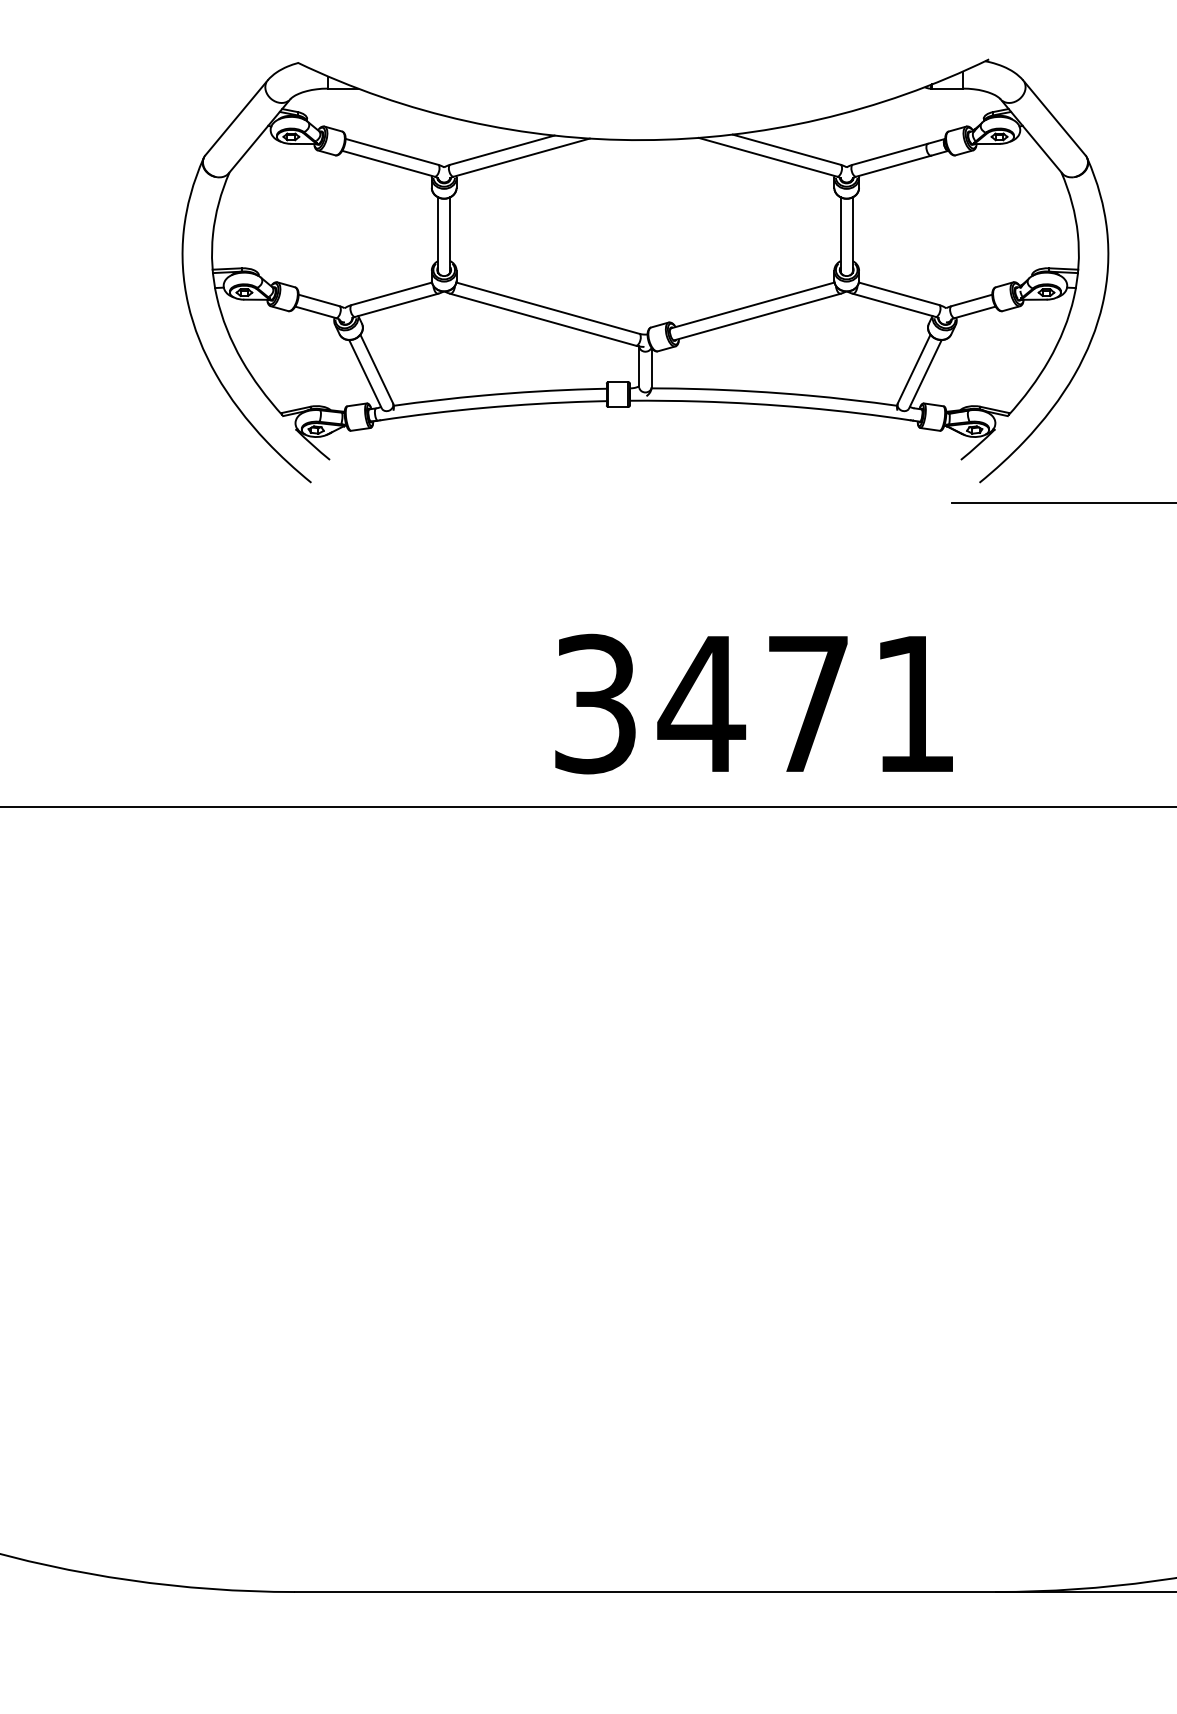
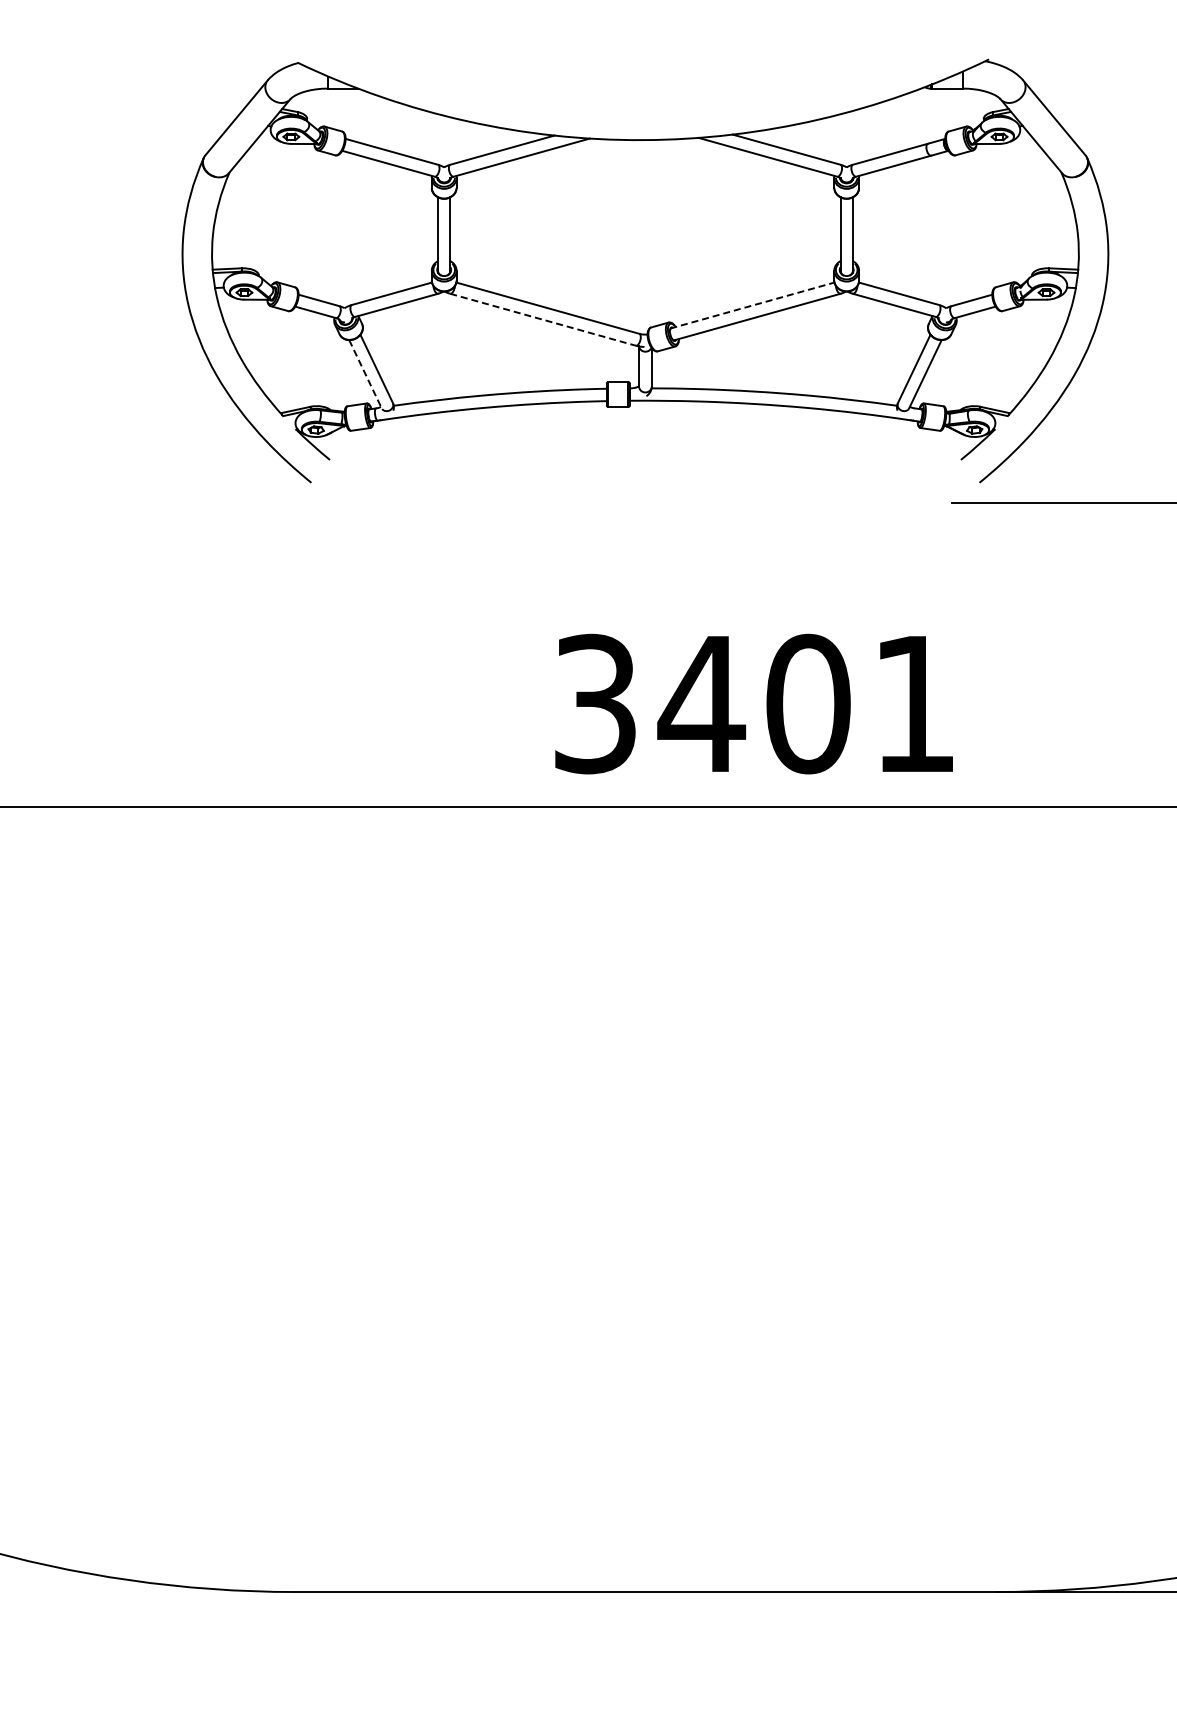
line: solid -> dashed (752, 305)
line: solid -> dashed (543, 319)
line: solid -> dashed (365, 374)
text: 3471 -> 3401 (808, 703)
